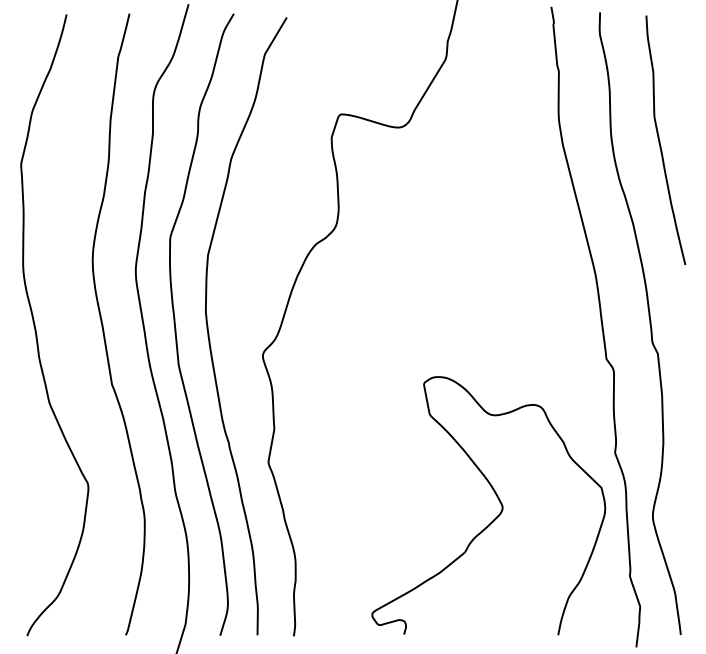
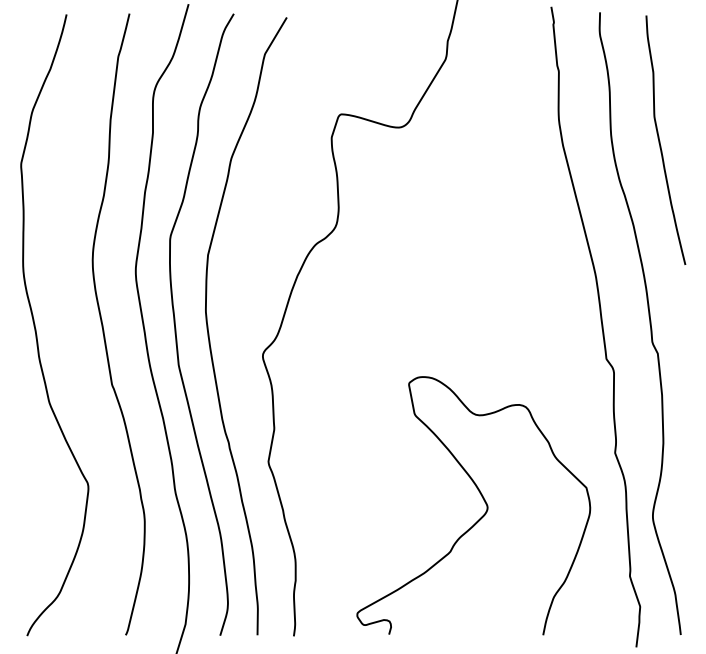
curve position: (498, 500) -> (483, 500) (483, 500)
